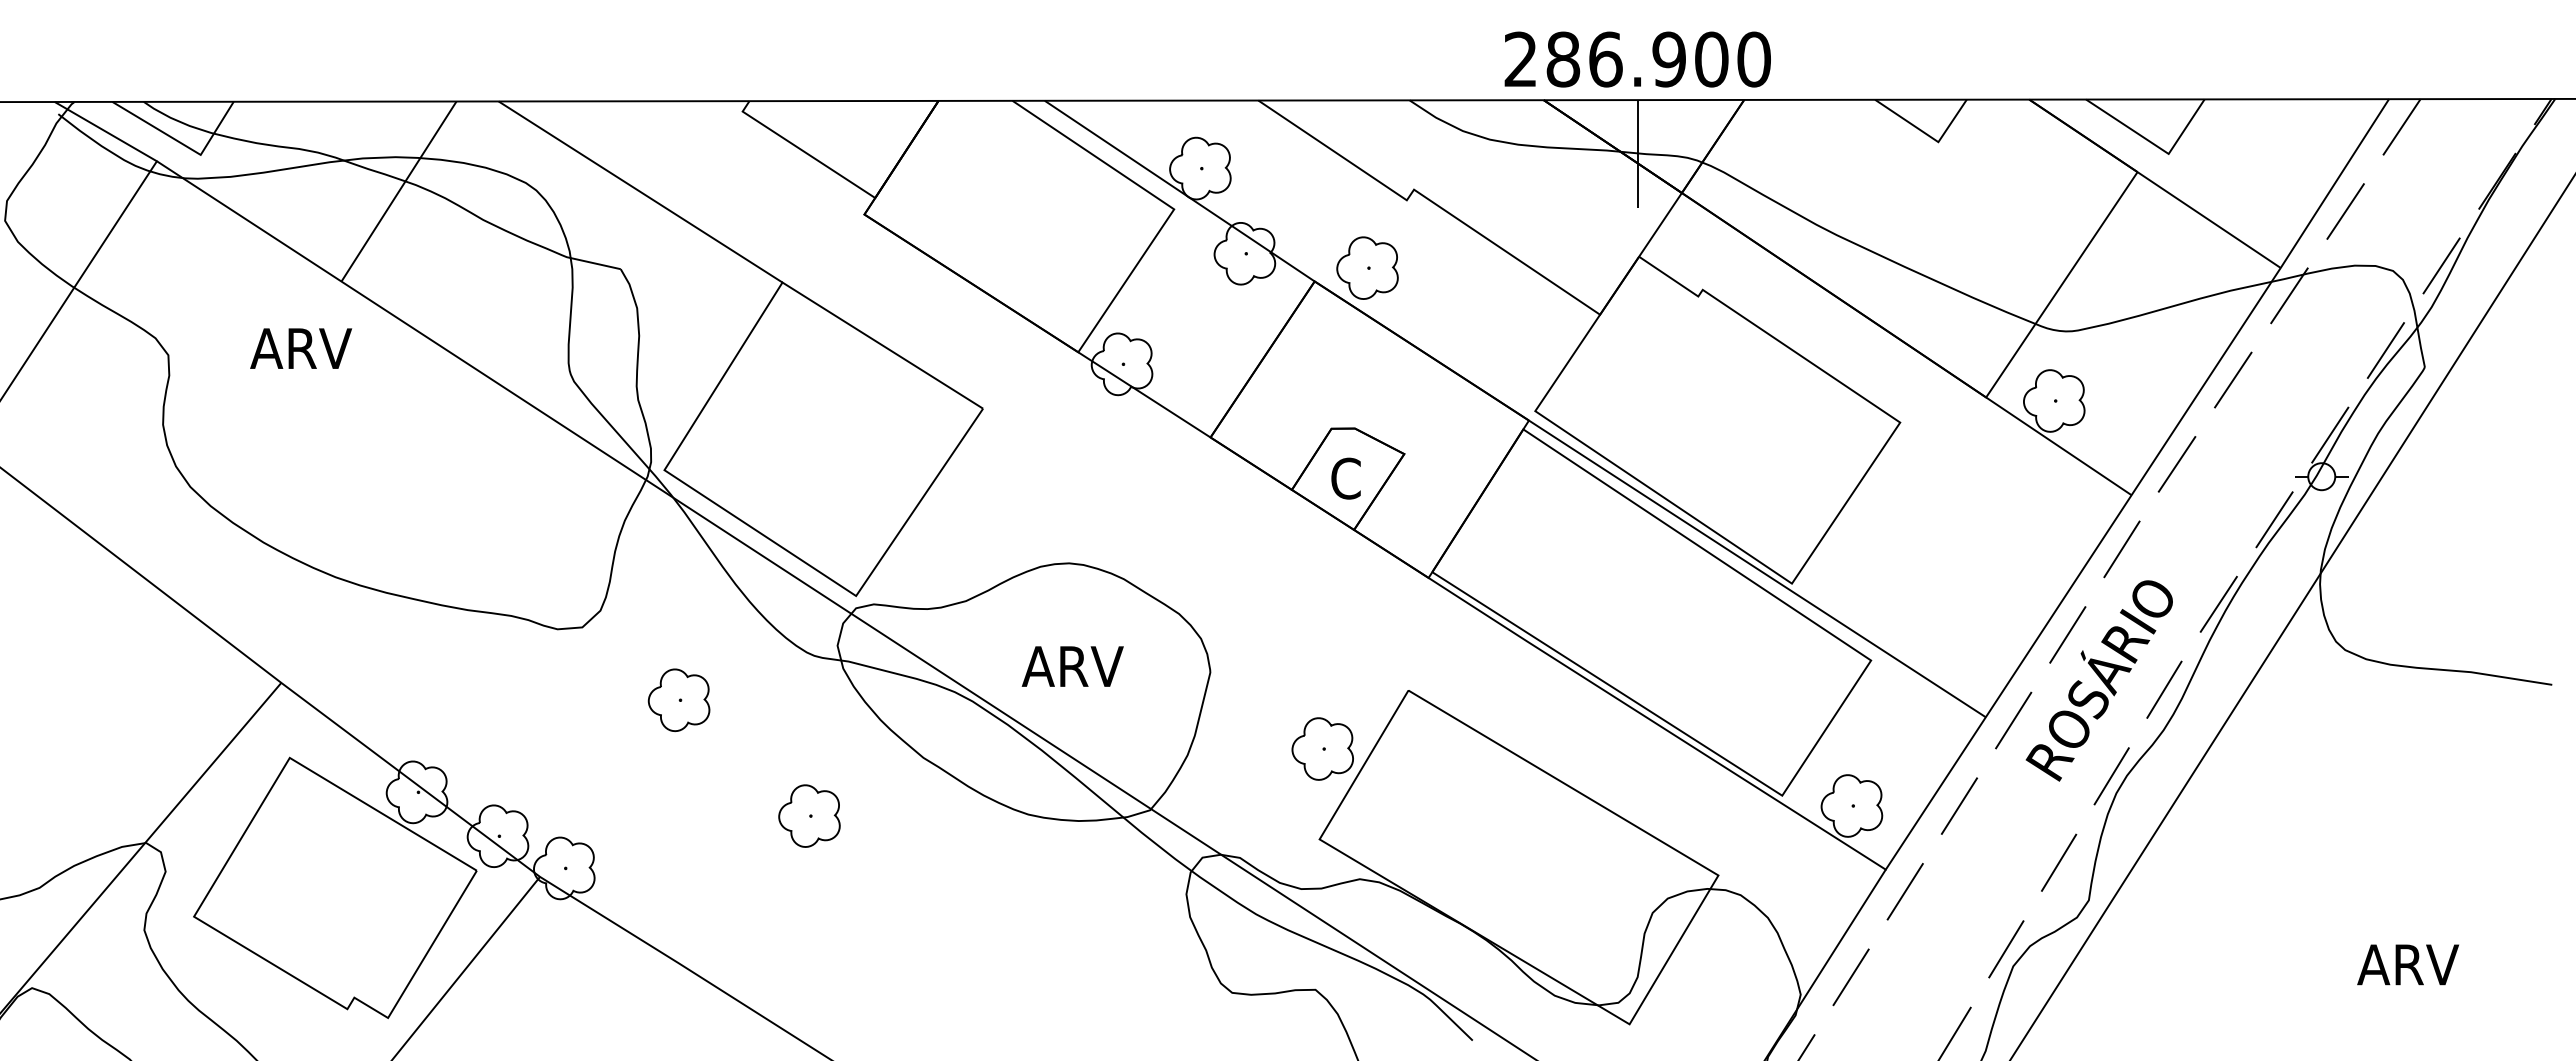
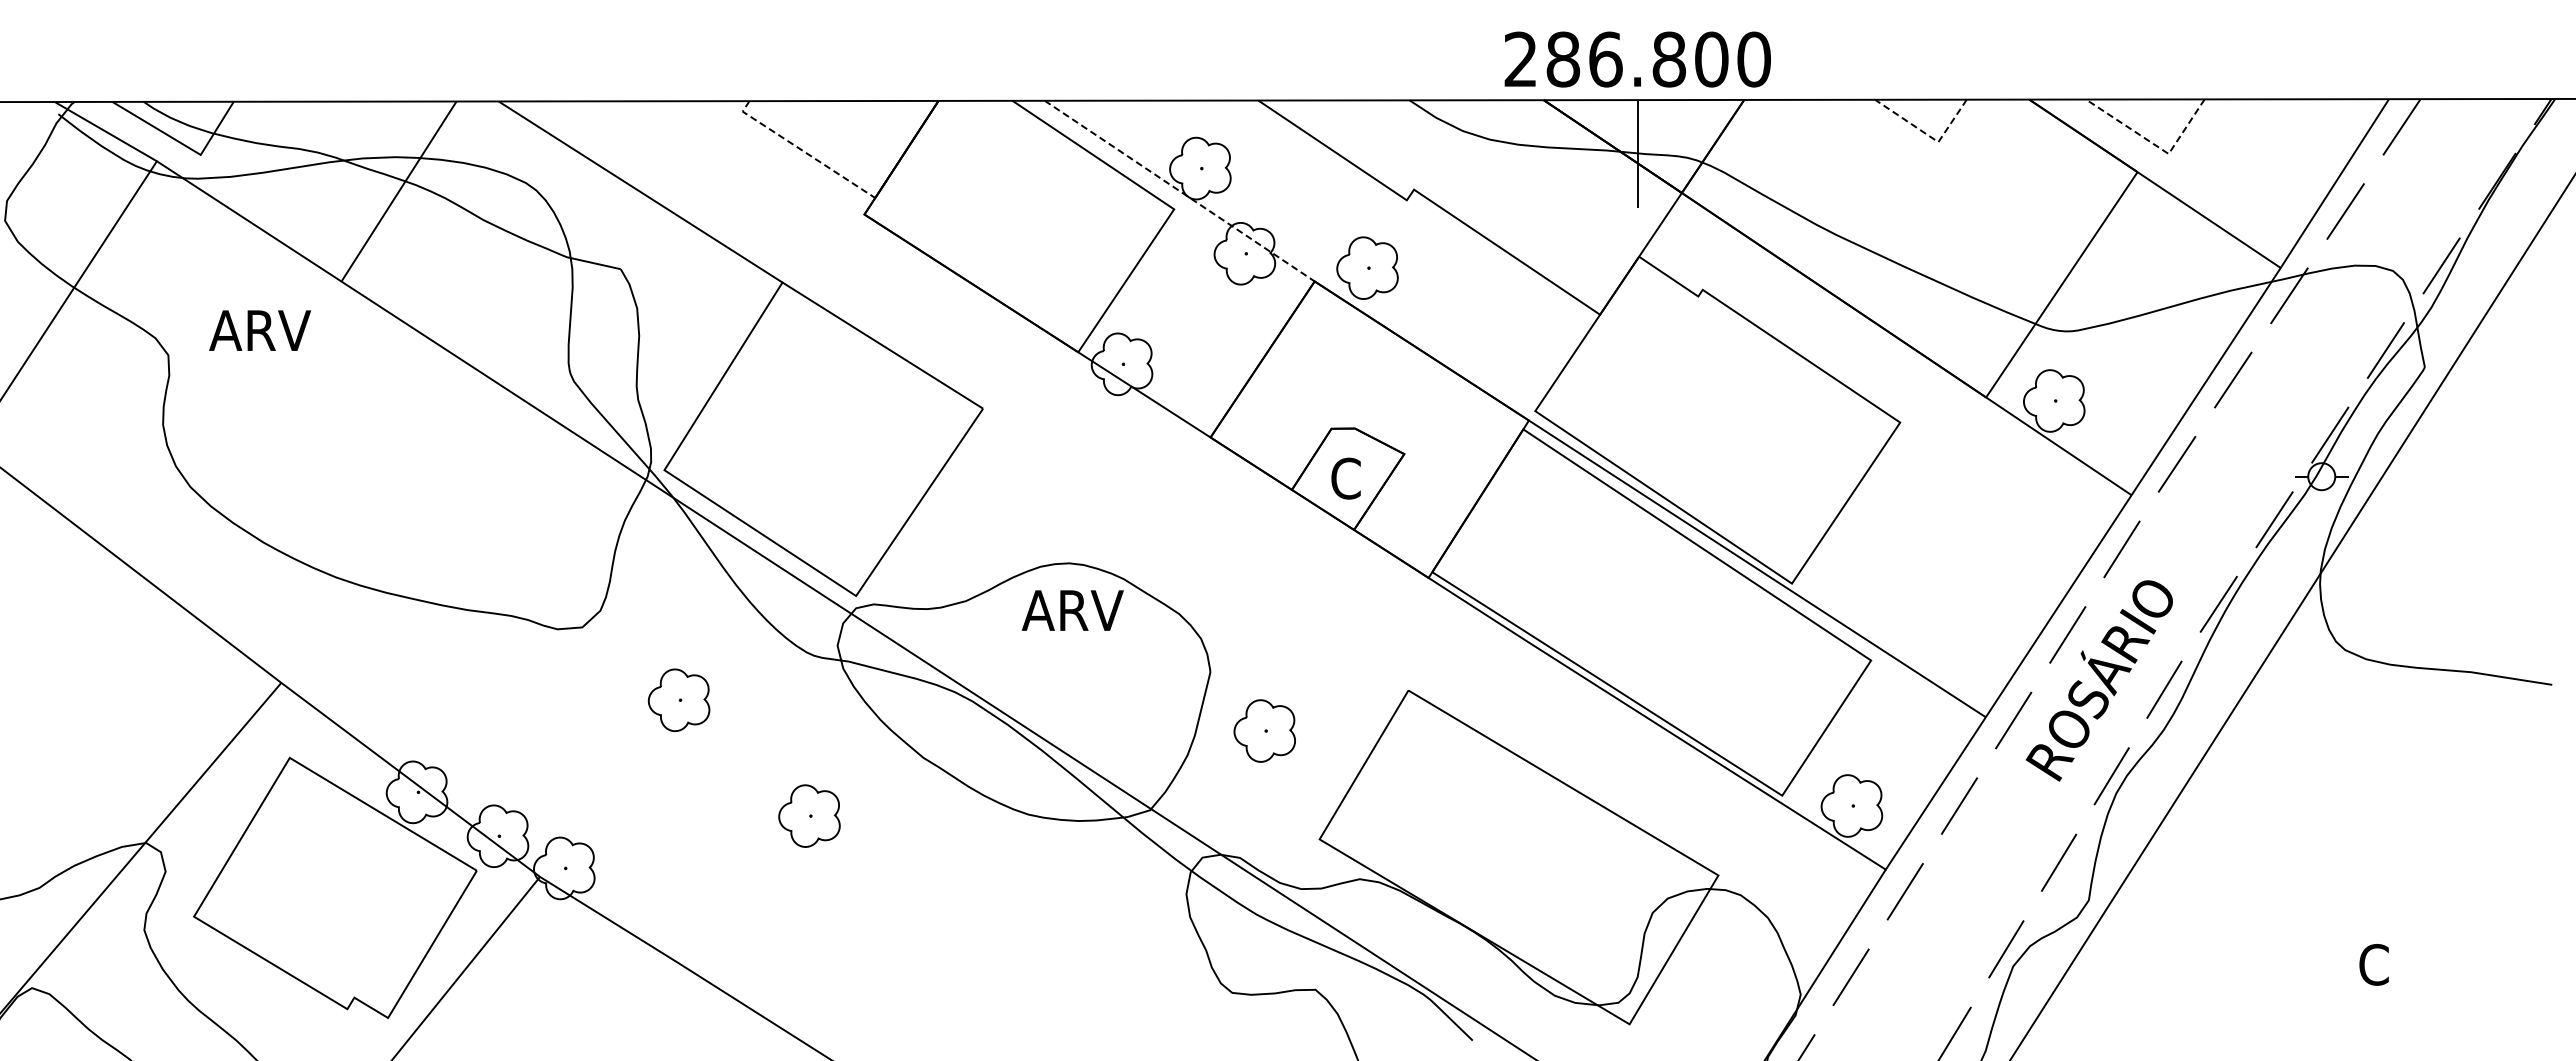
text: 286.900 -> 286.800 (1669, 59)
line: solid -> dashed (1928, 135)
line: solid -> dashed (2155, 145)
line: solid -> dashed (803, 151)
line: solid -> dashed (1180, 191)
text position: (301, 348) -> (260, 330) (260, 330)
text position: (1072, 666) -> (1072, 610) (1072, 610)
part position: (1322, 748) -> (1264, 730) (1264, 730)
text: ARV -> C (2408, 964)
